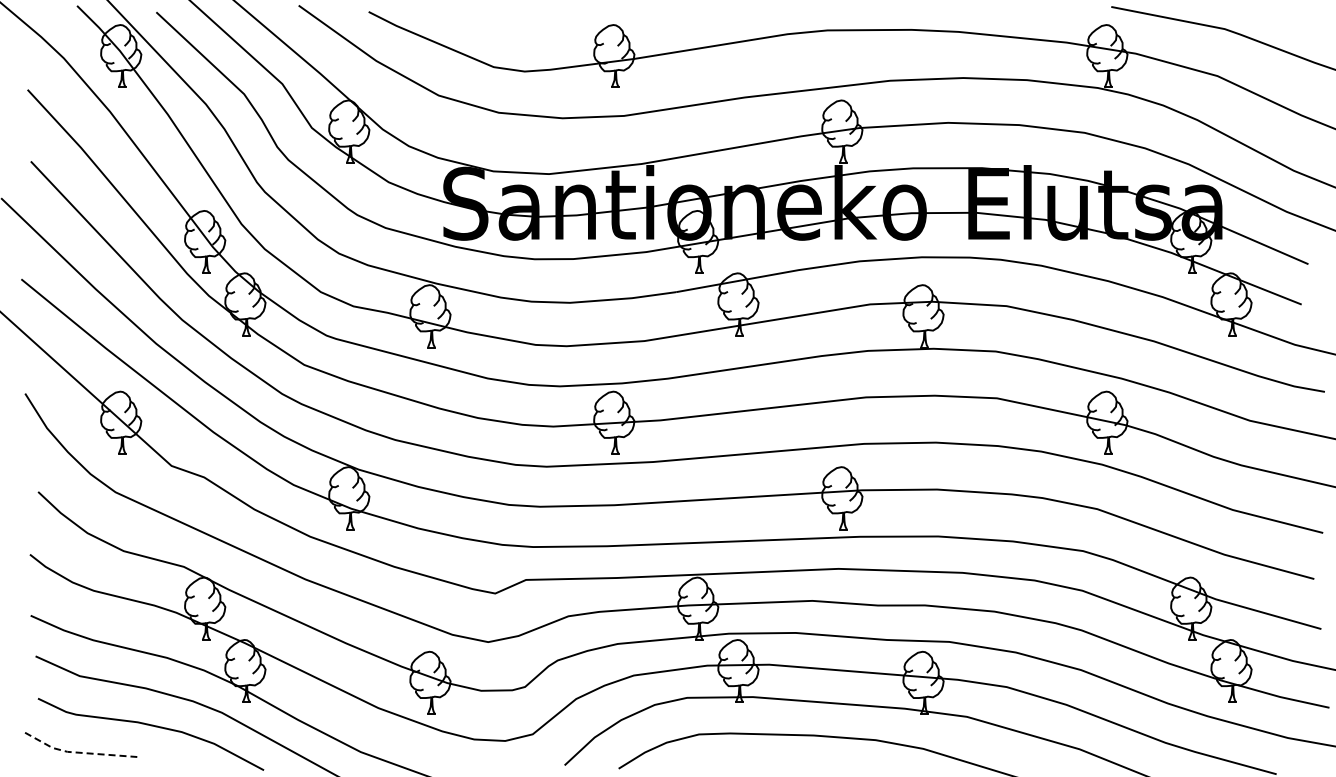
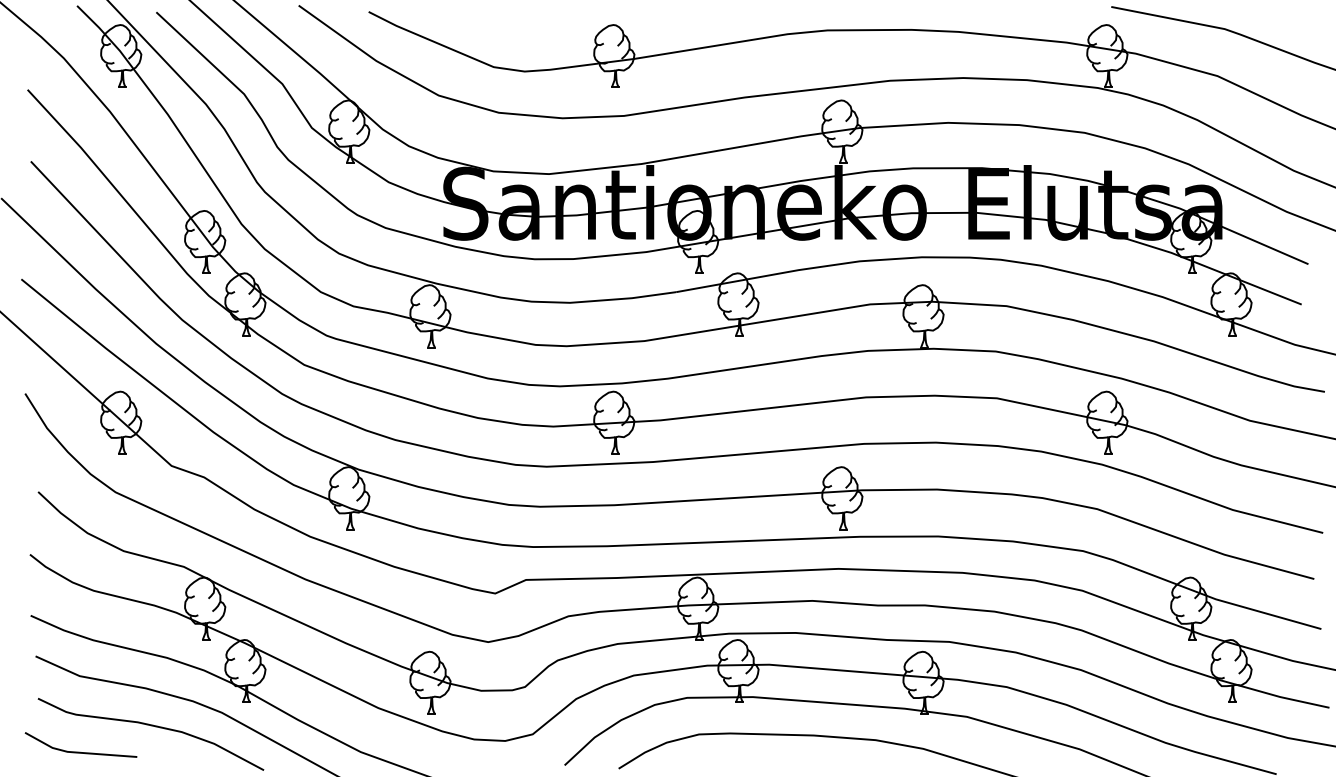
line: dashed -> solid (77, 752)
